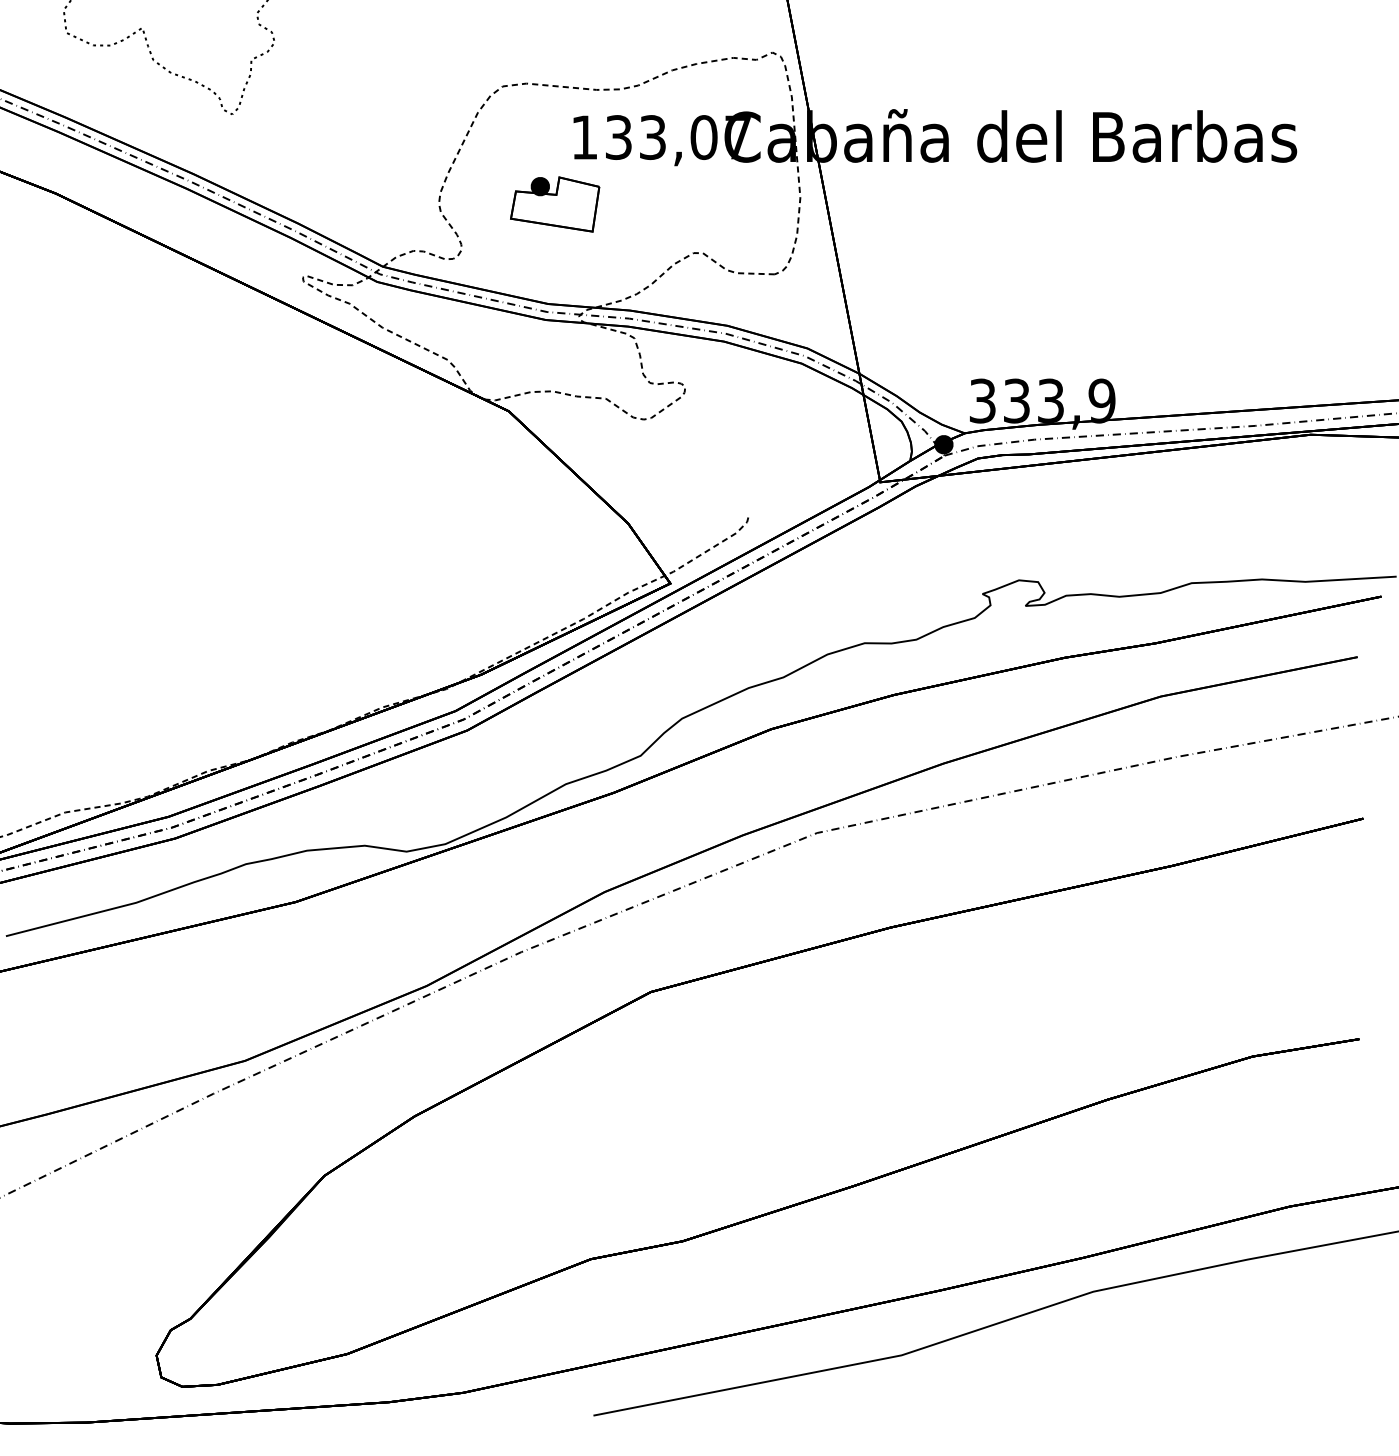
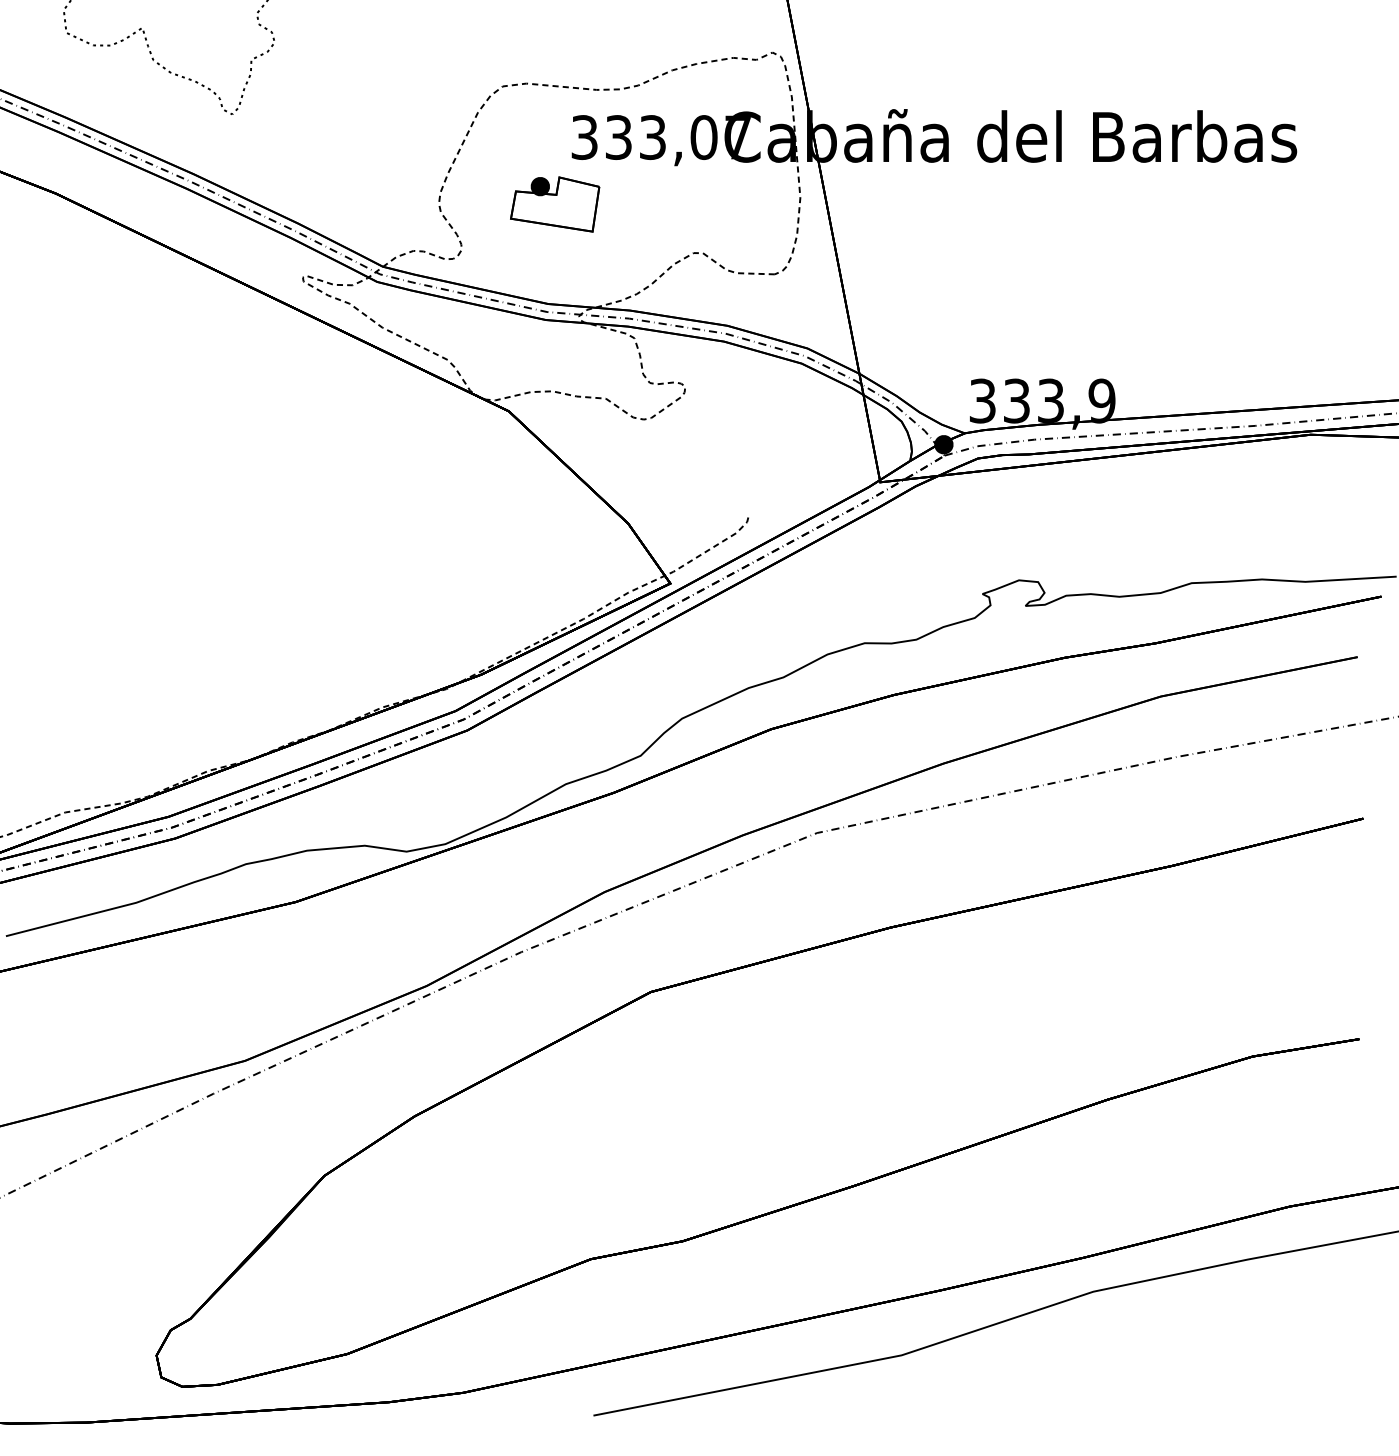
text: 133,07 -> 333,07 (584, 137)
